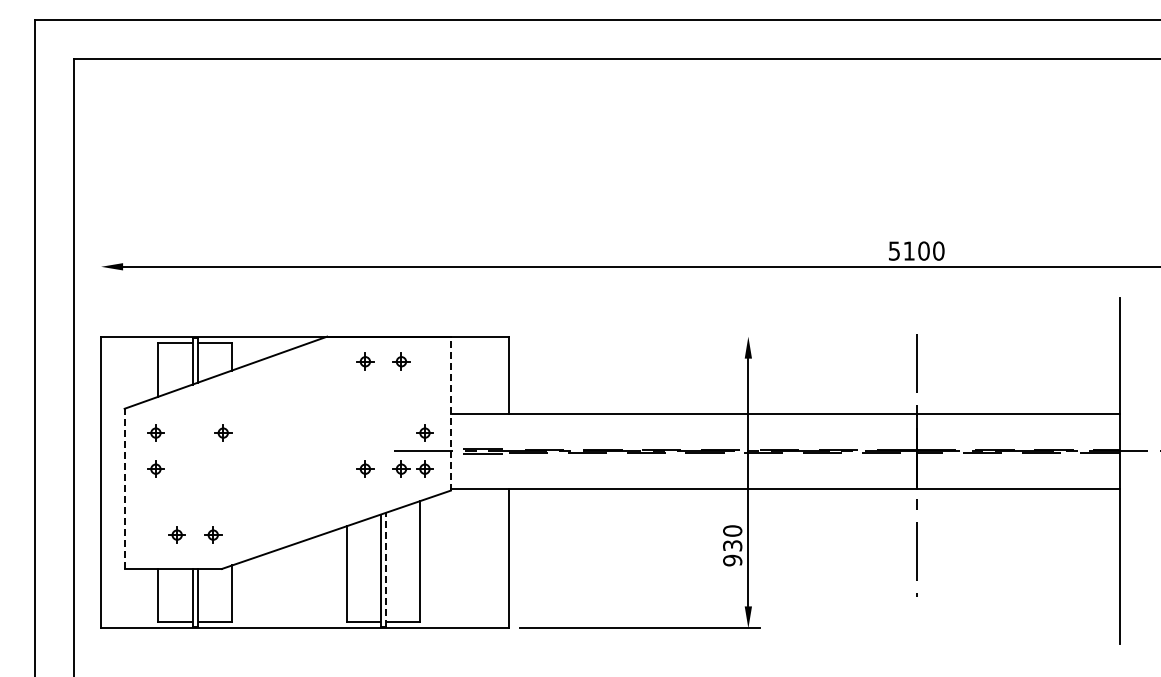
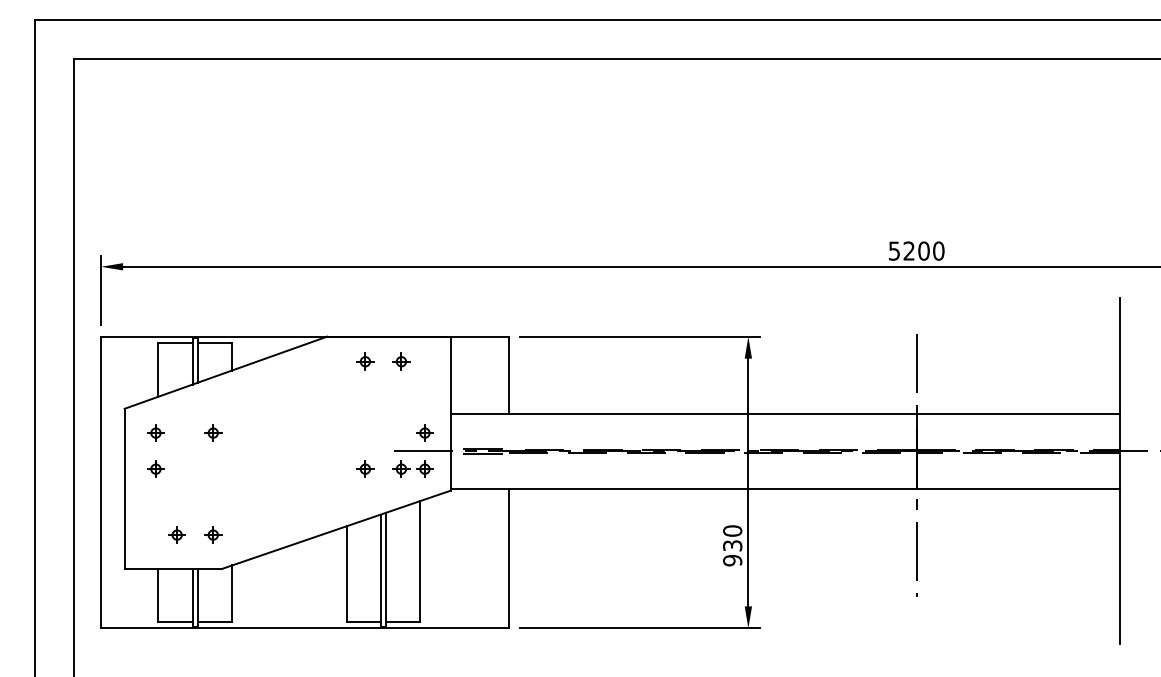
text: 5100 -> 5200 (908, 250)
line: none -> present (101, 290)
line: none -> present (639, 336)
line: dashed -> solid (450, 413)
part position: (223, 432) -> (213, 432) (213, 432)
line: dashed -> solid (124, 488)
line: dashed -> solid (385, 569)
